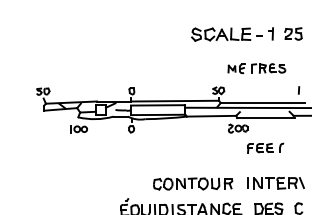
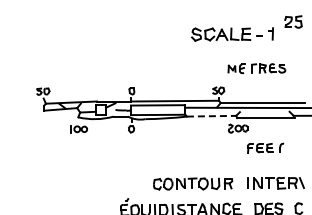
part position: (293, 33) -> (293, 21) (293, 21)
line: present -> none (299, 90)
line: solid -> dashed (211, 116)
